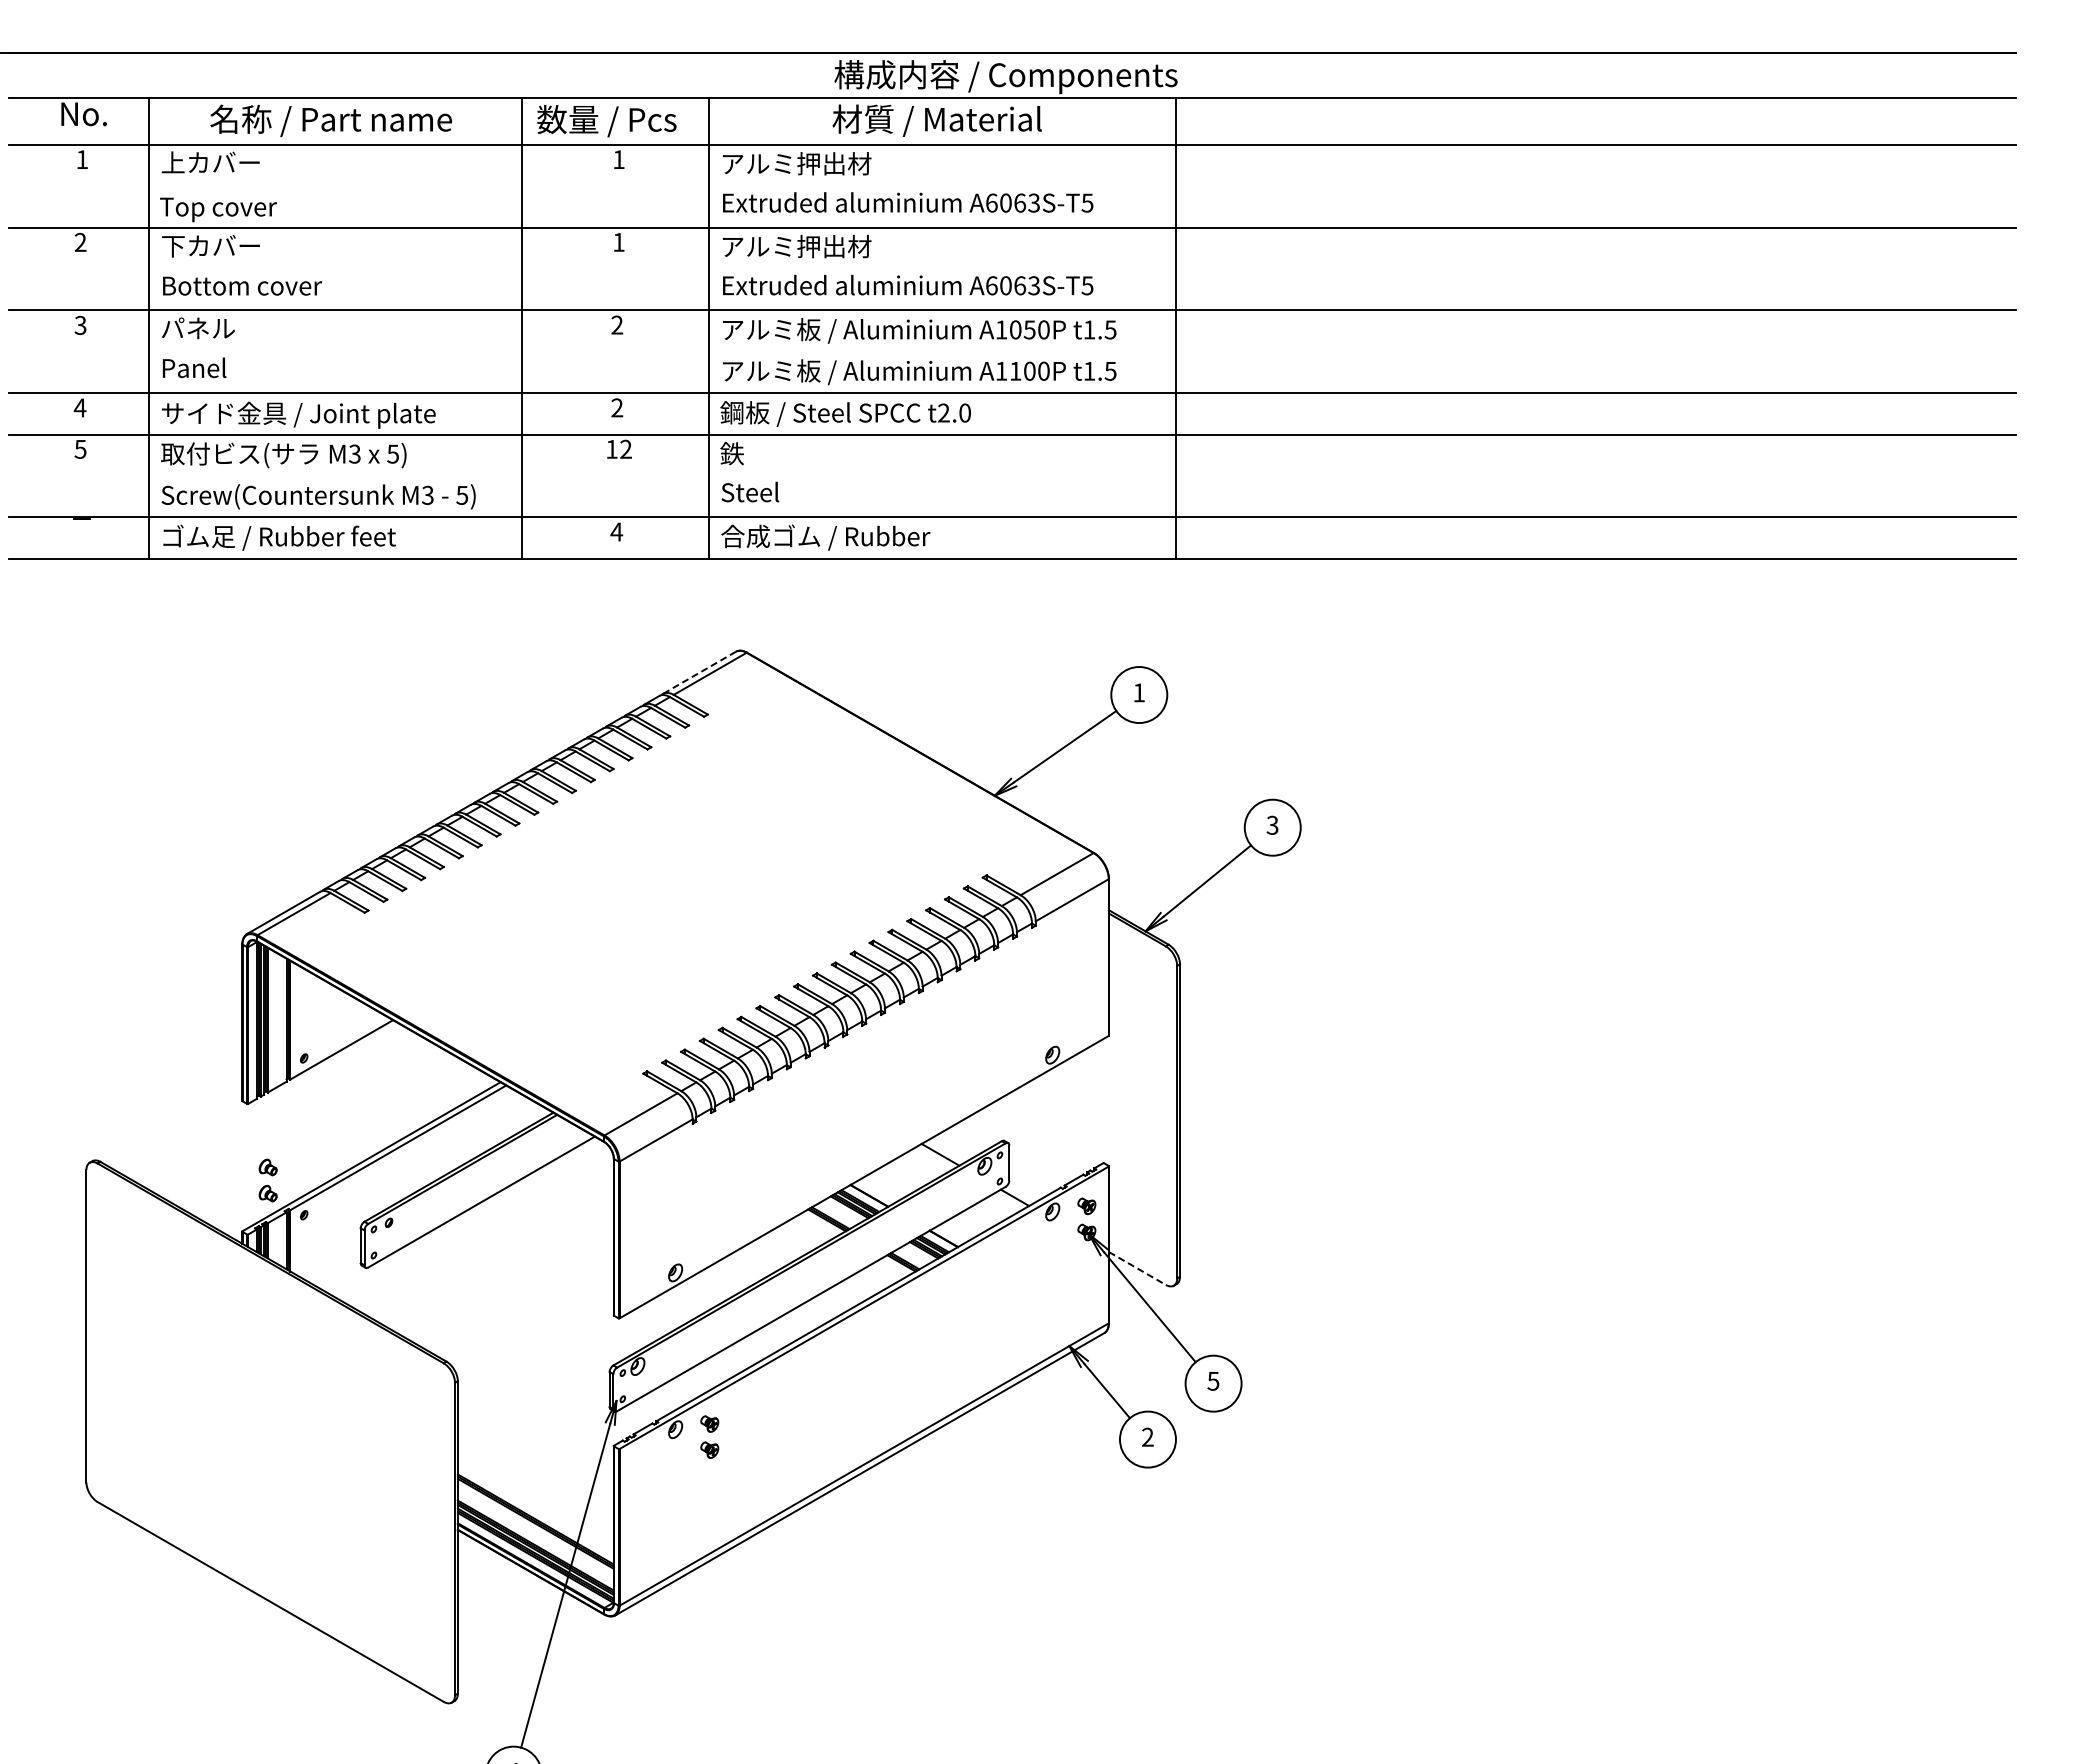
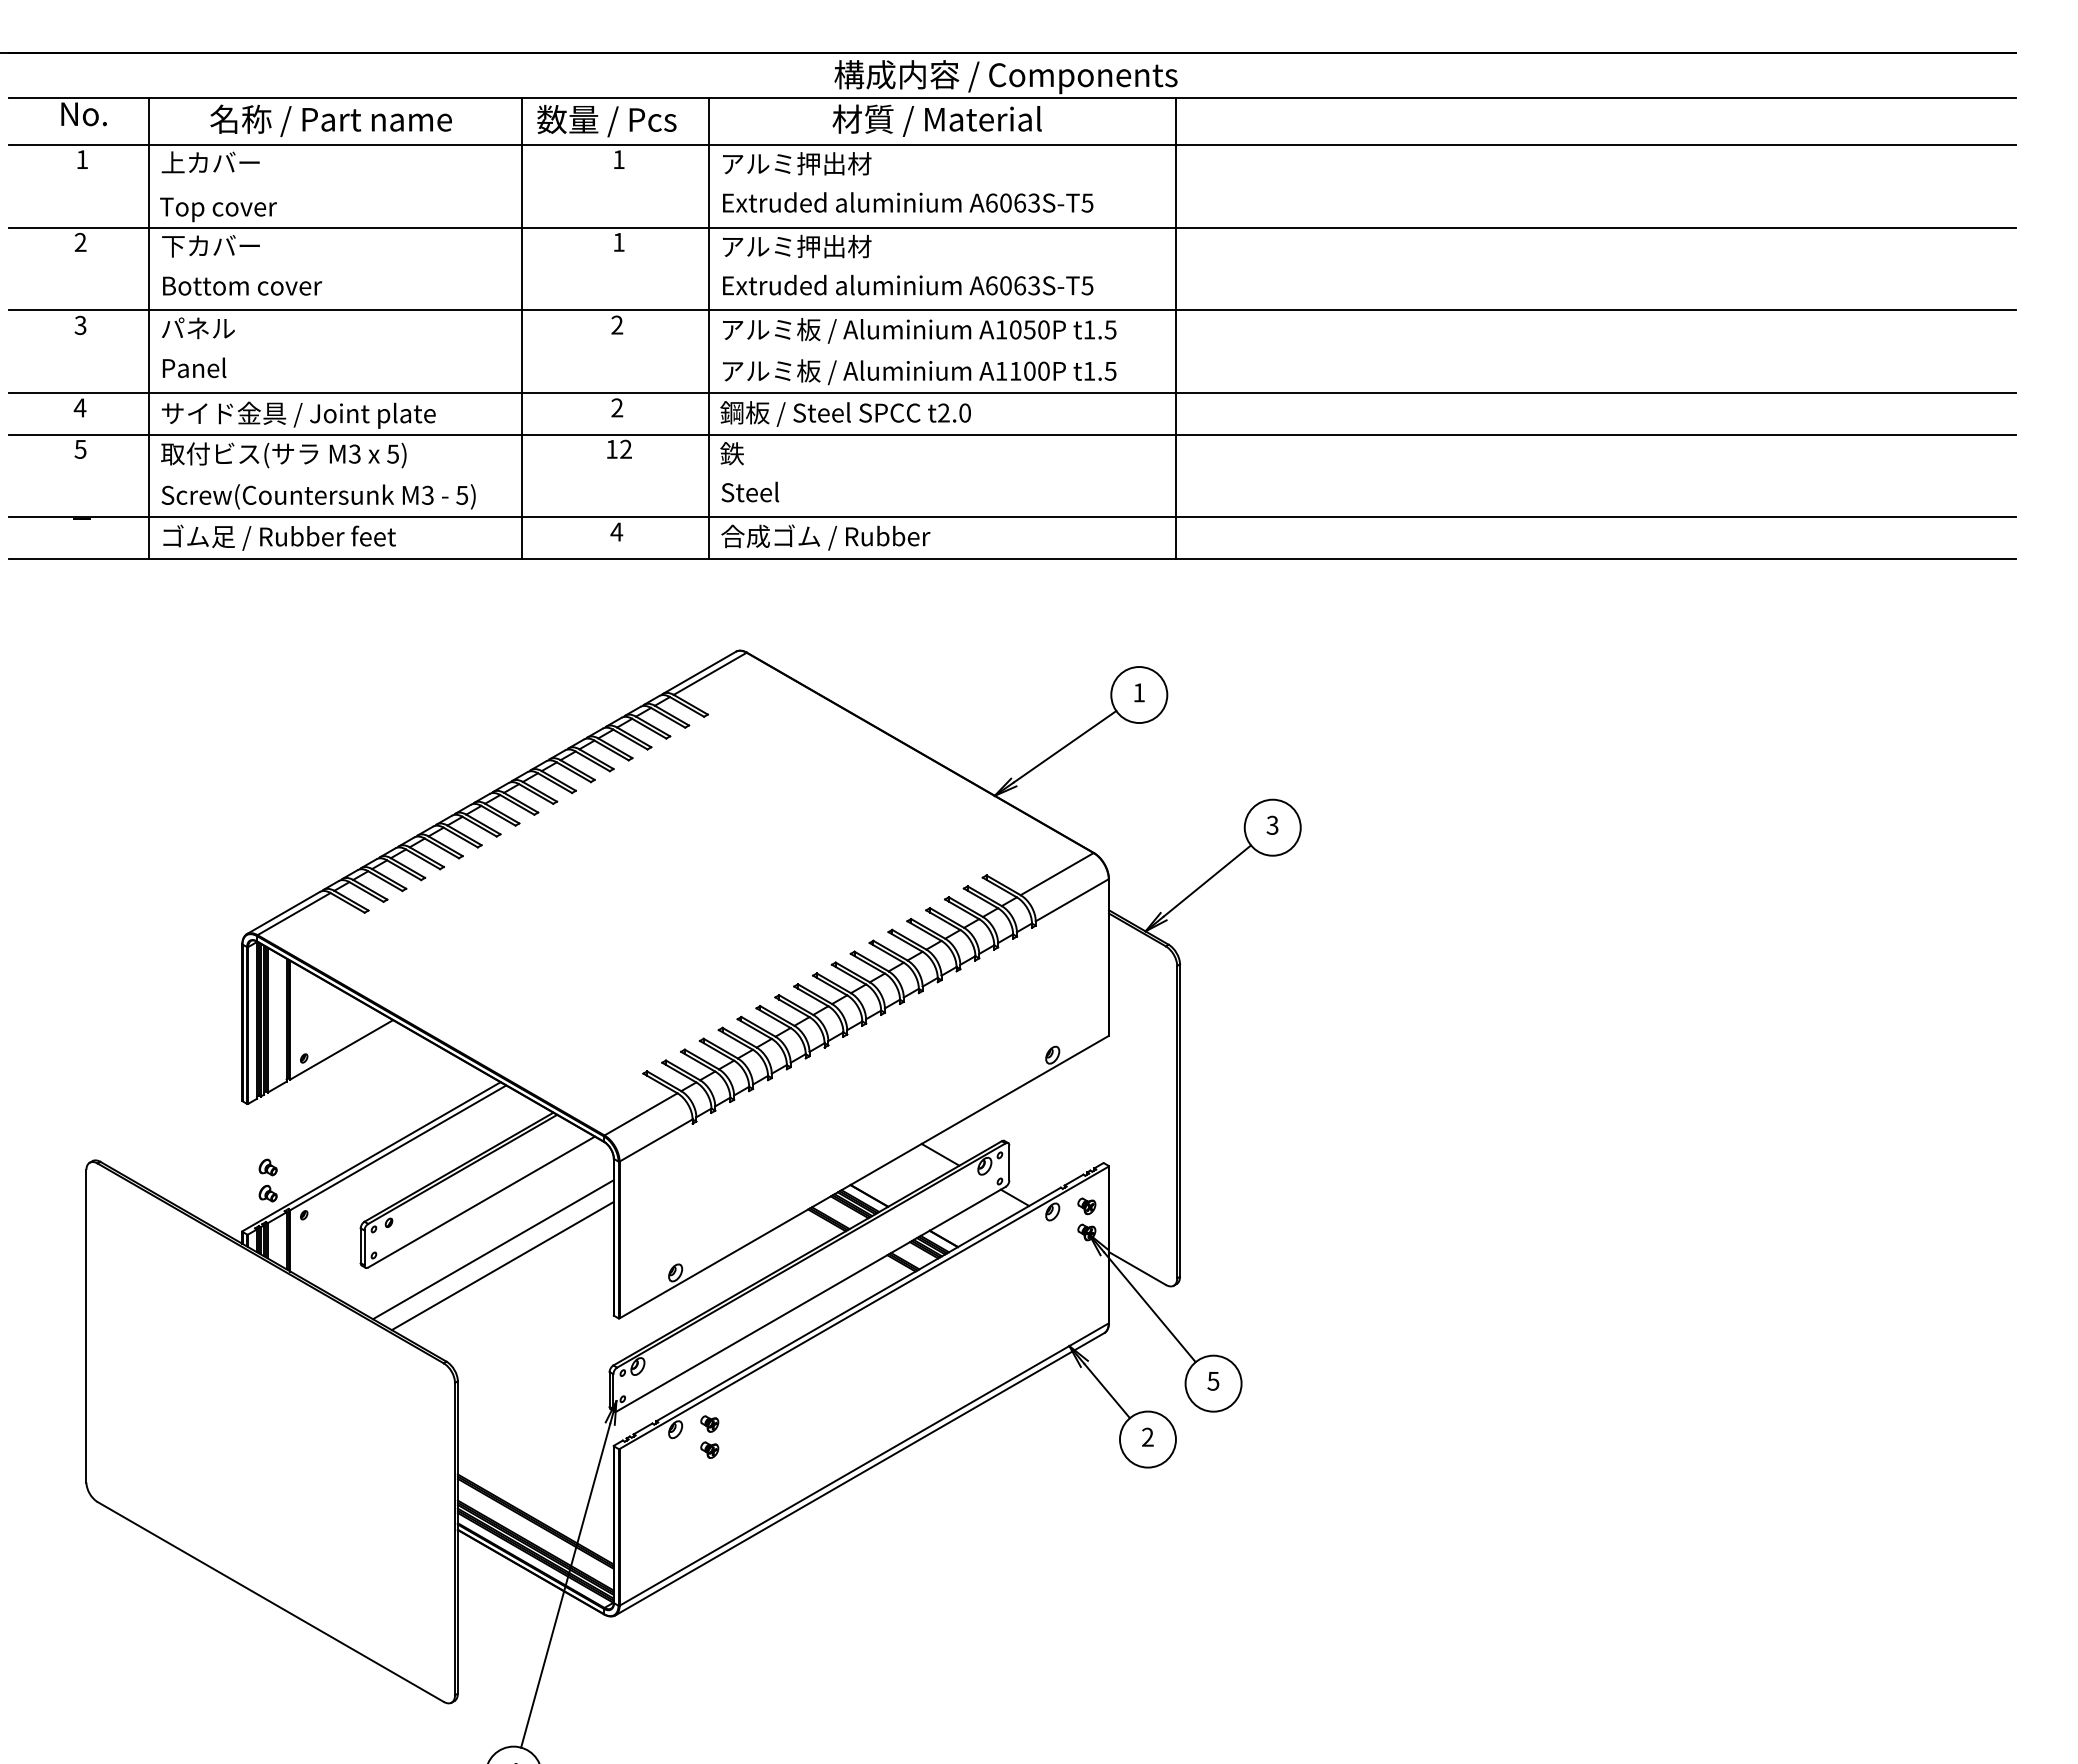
line: dashed -> solid (699, 673)
line: none -> present (493, 1249)
line: none -> present (502, 1266)
line: dashed -> solid (1137, 1268)
